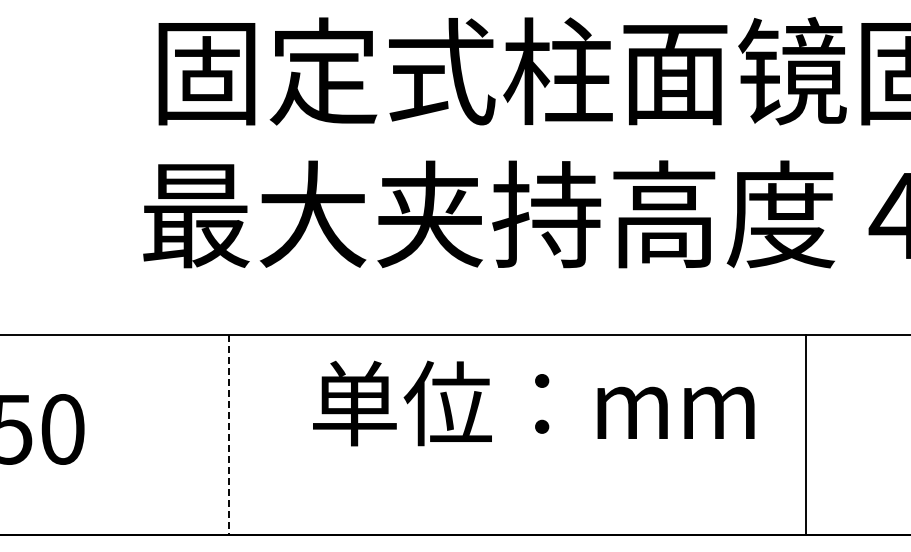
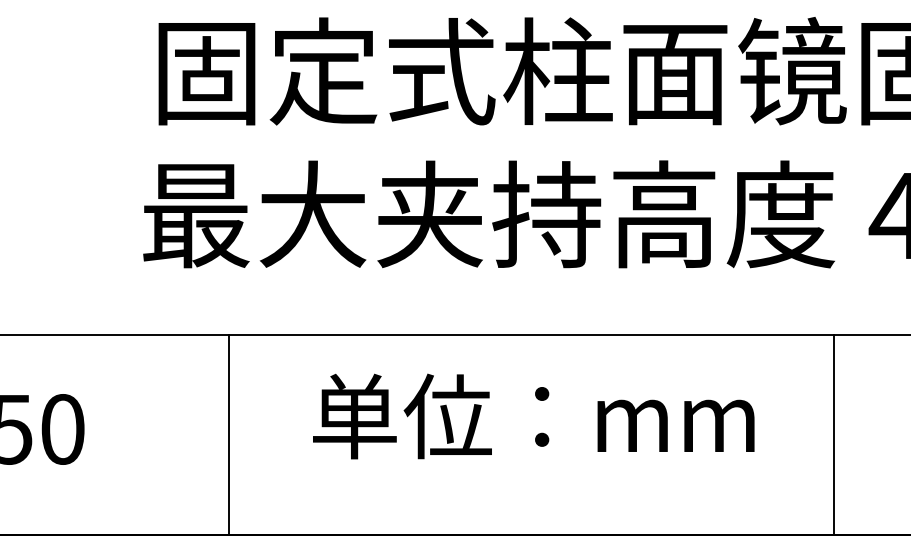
text position: (533, 403) -> (533, 416) (533, 416)
line position: (806, 434) -> (834, 434) (834, 434)
line: dashed -> solid (228, 435)
